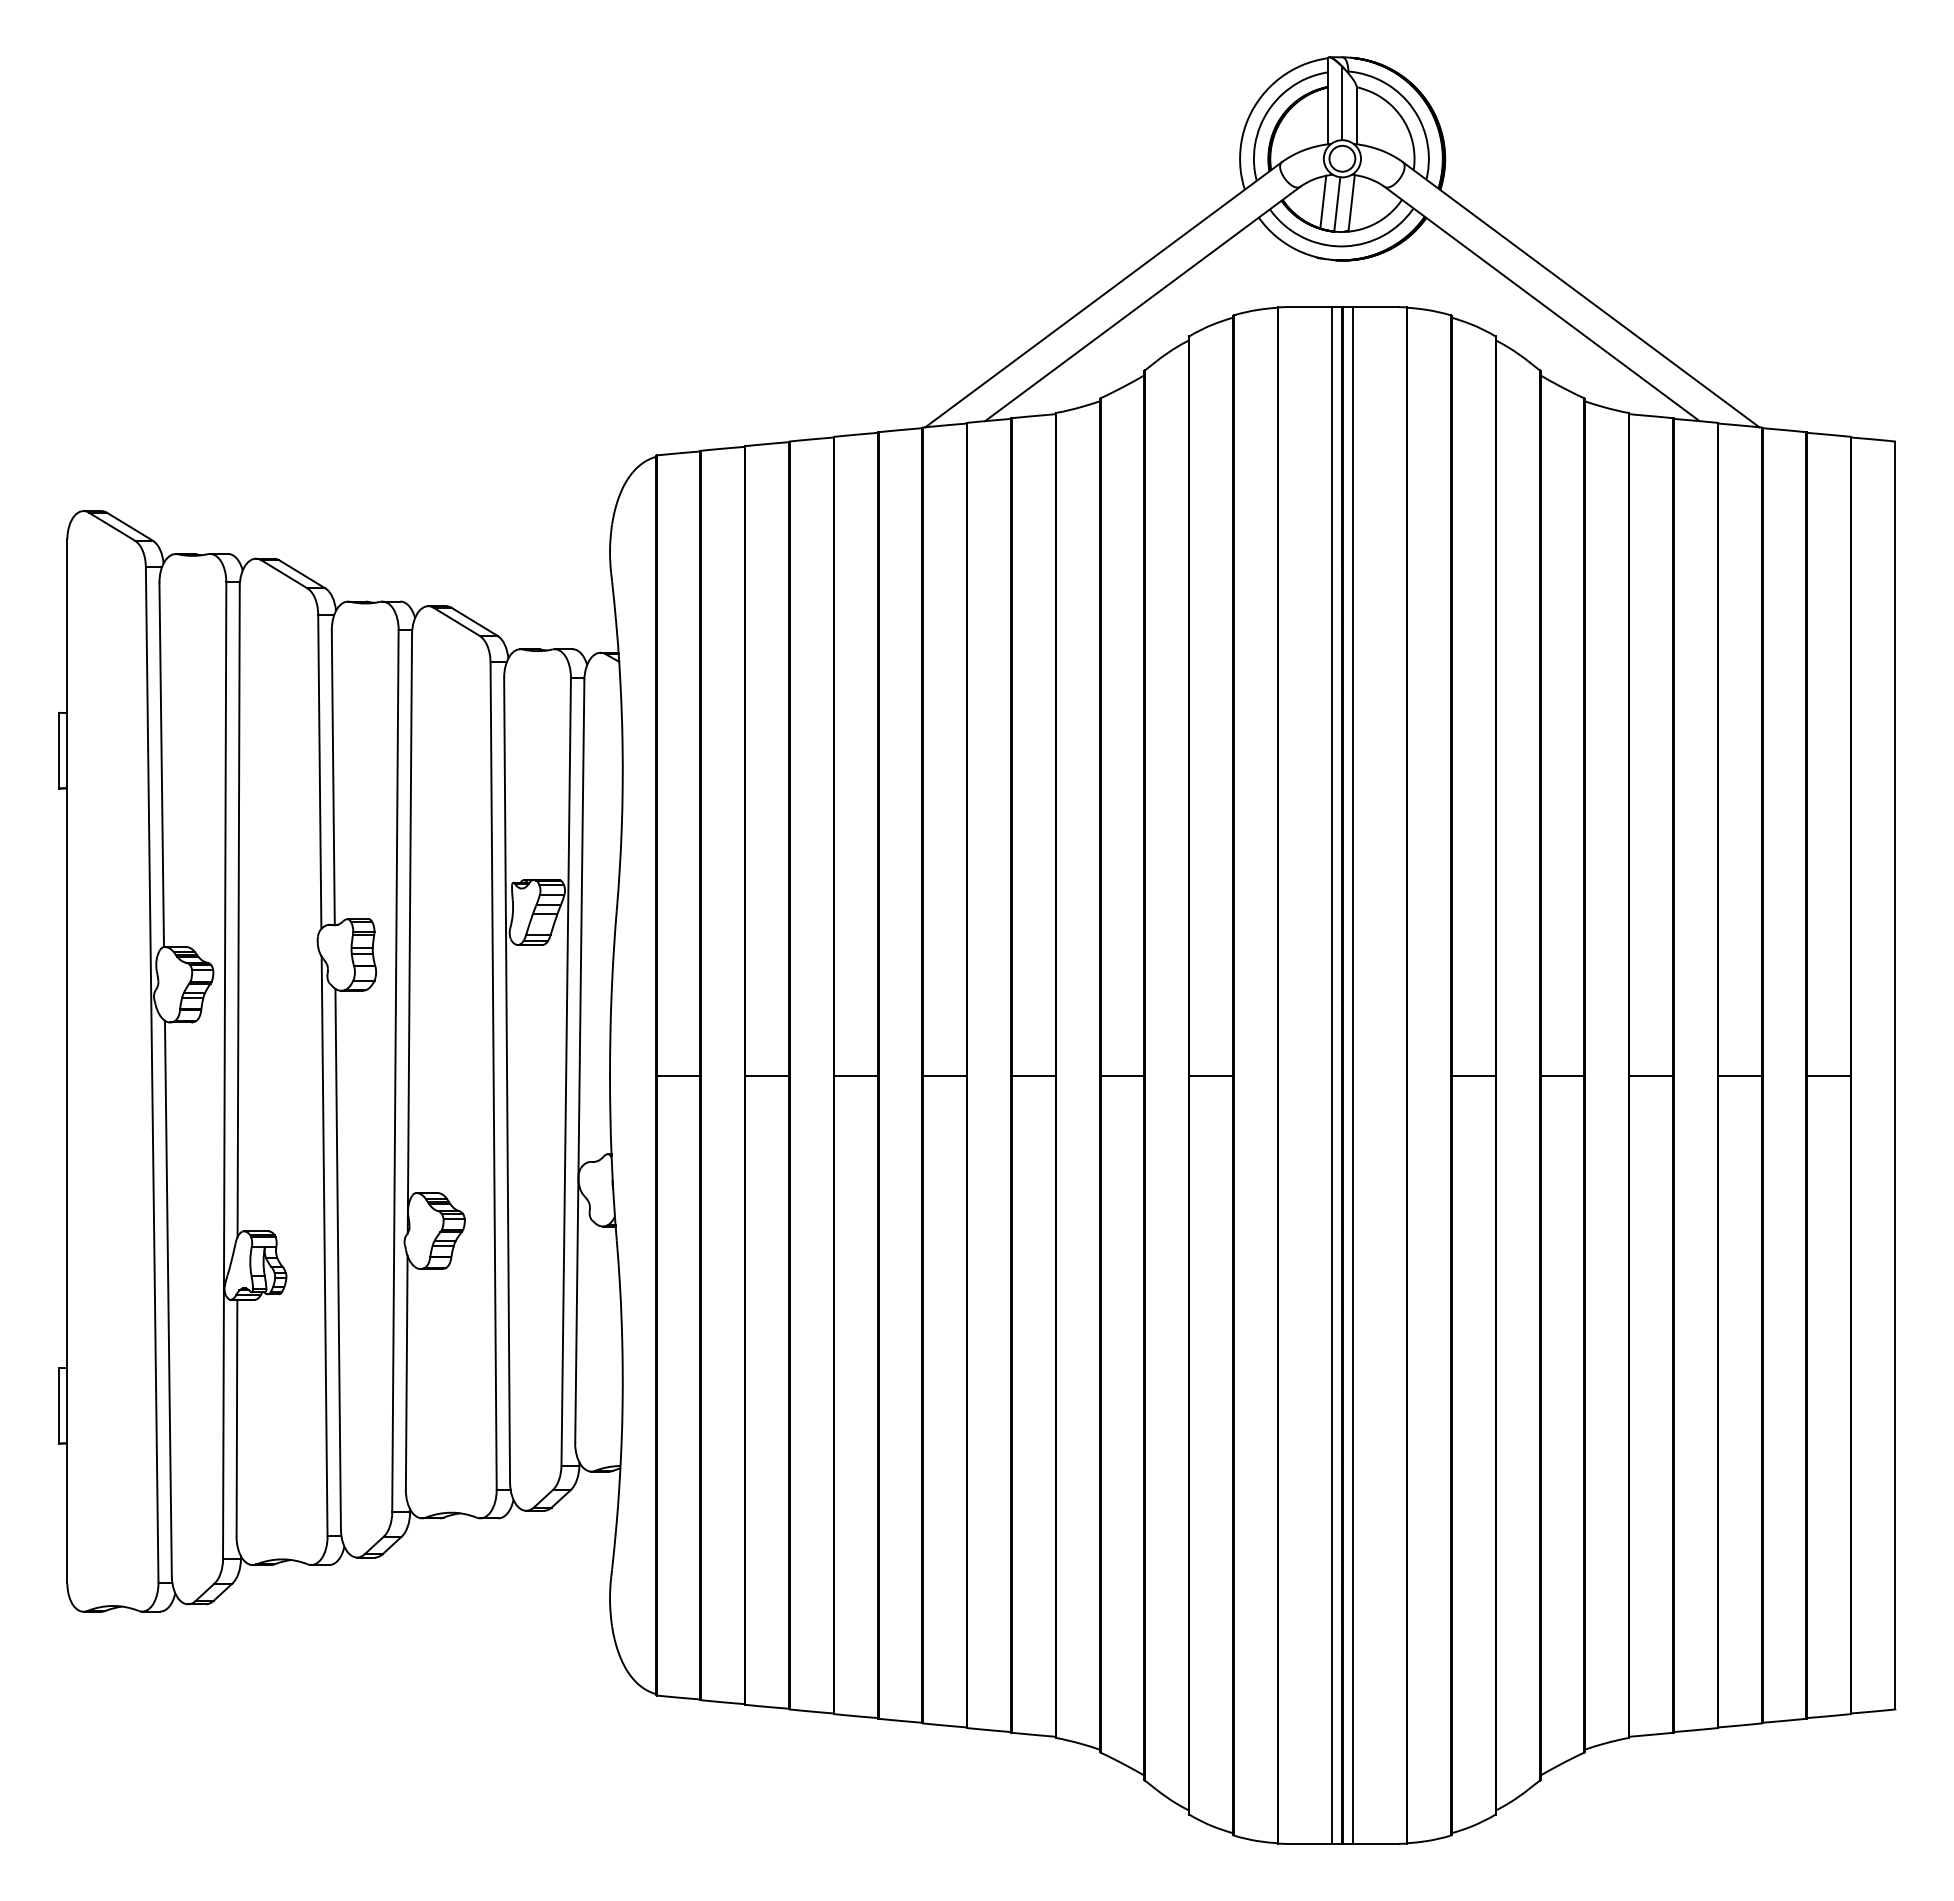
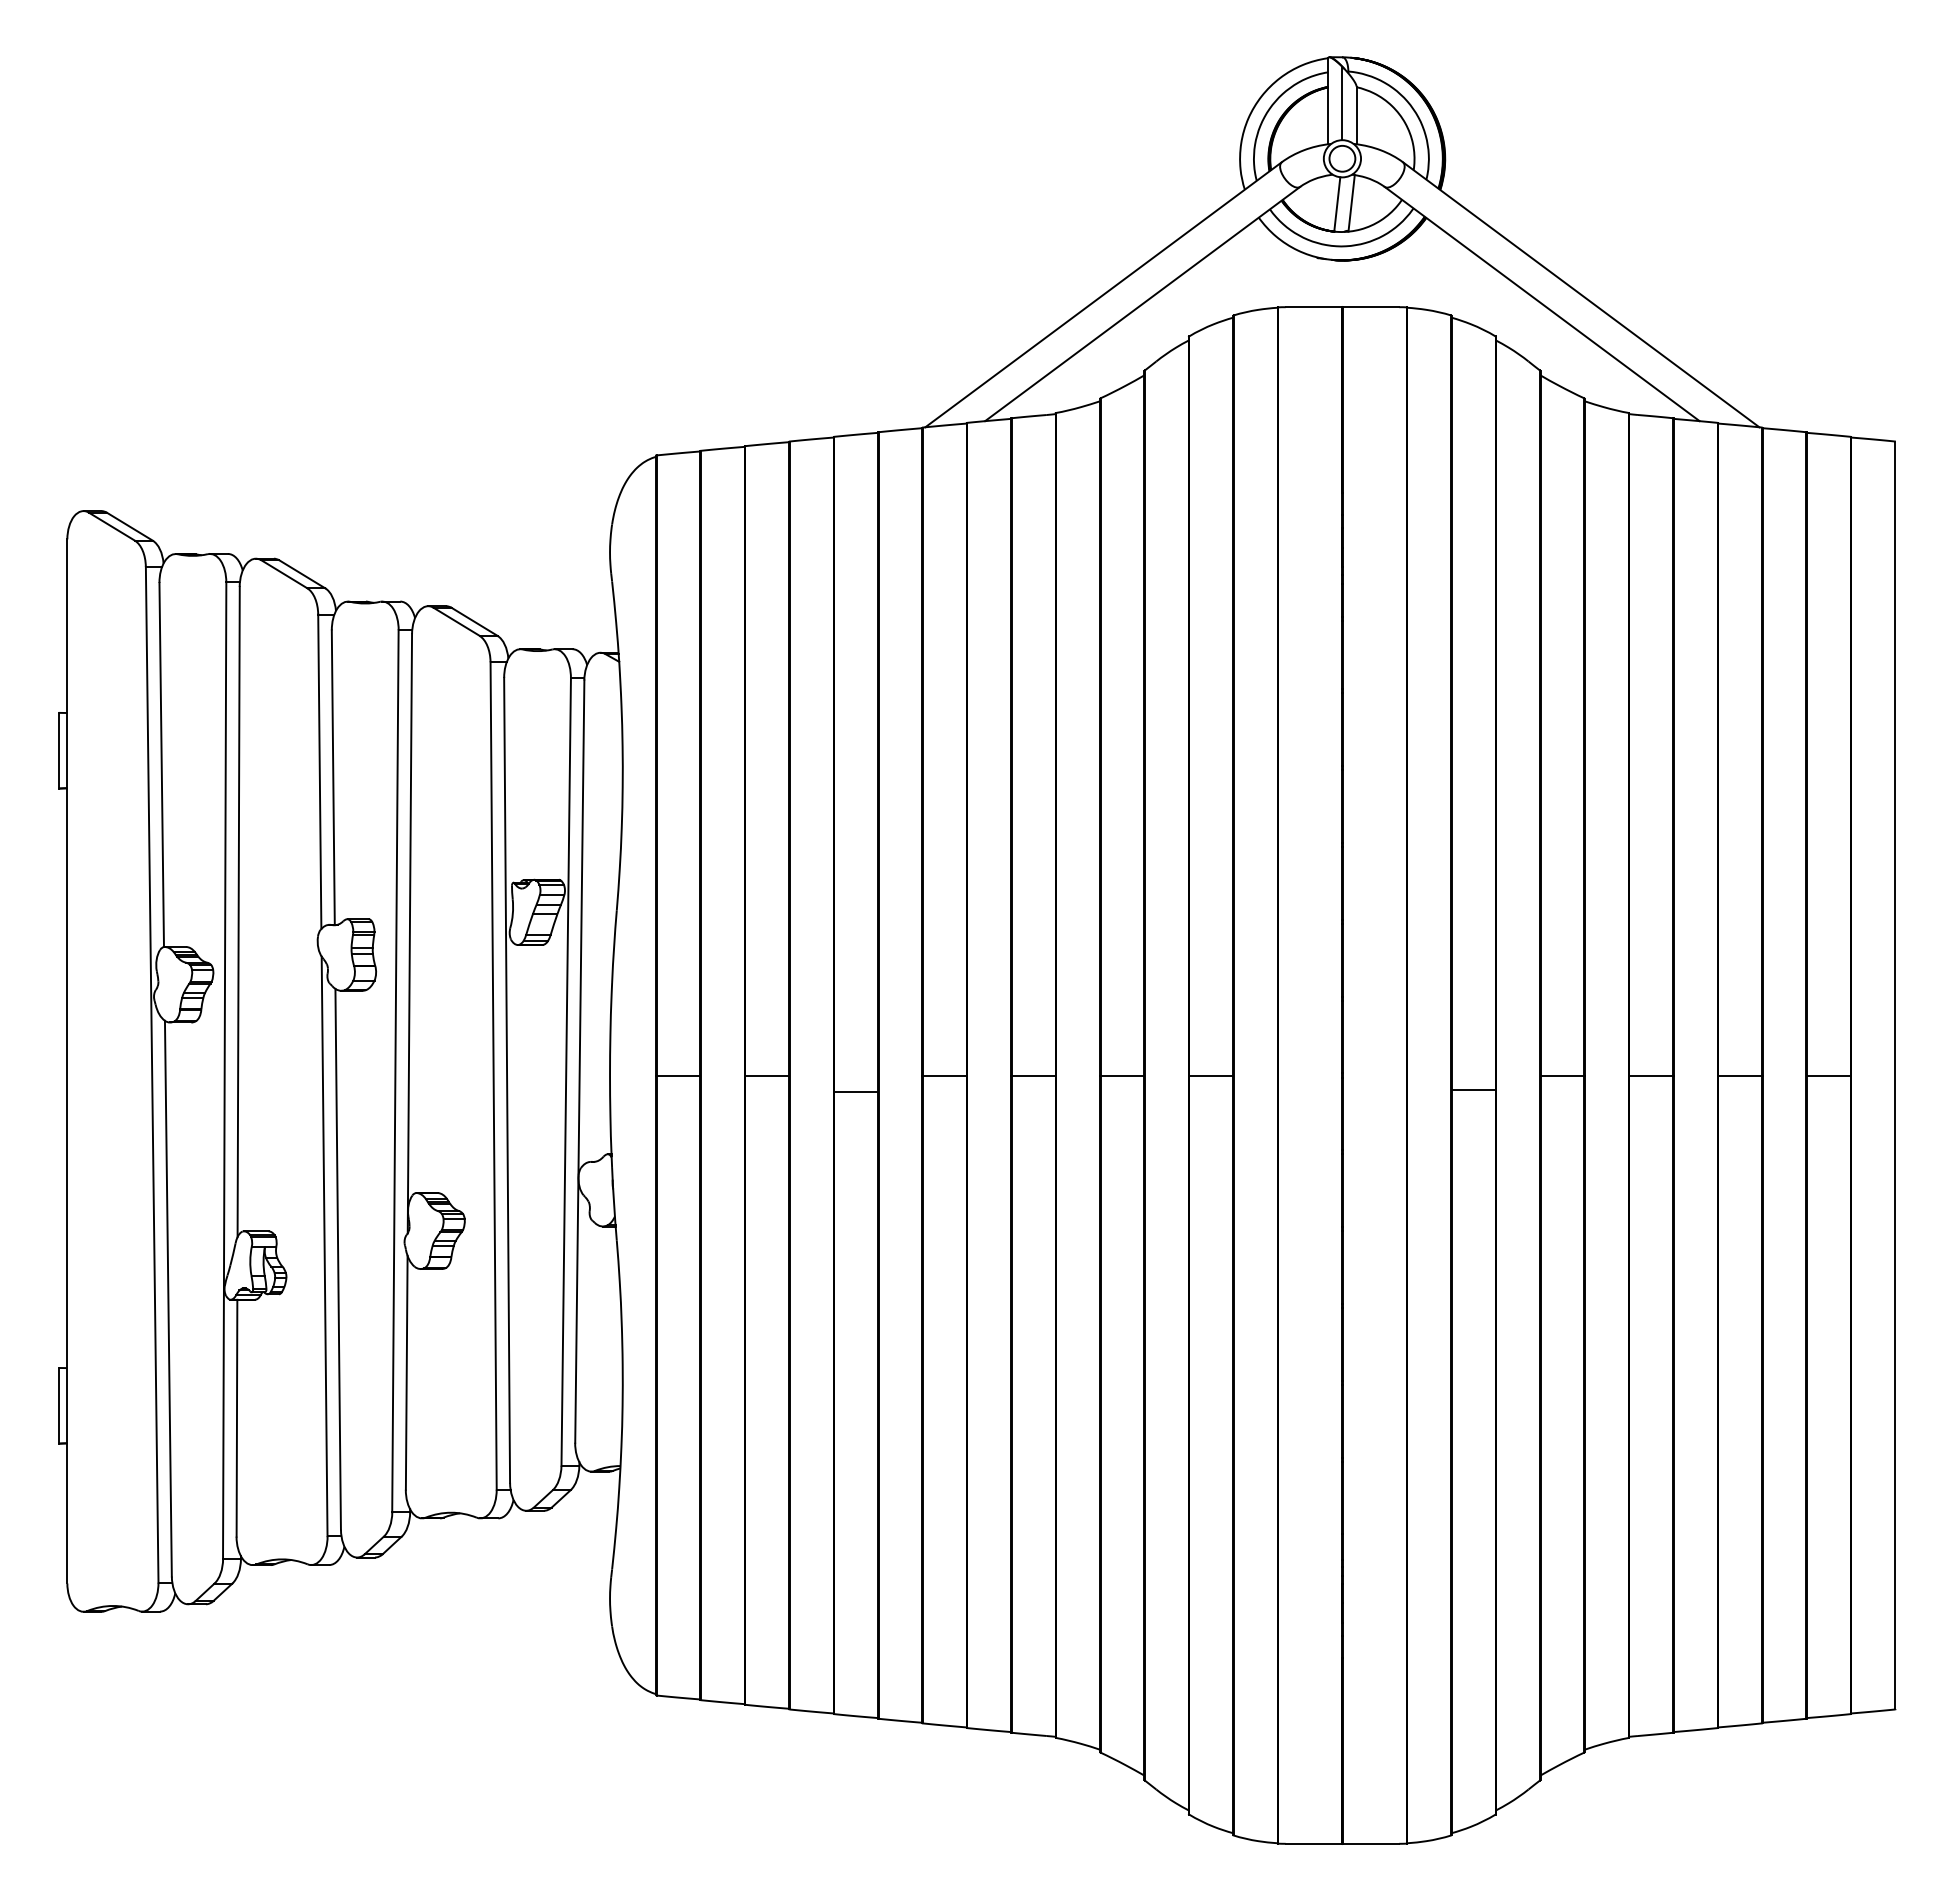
line: present -> none (1323, 201)
line position: (855, 1075) -> (855, 1091) (855, 1091)
line: present -> none (1331, 1075)
line: present -> none (1353, 1075)
line position: (1473, 1075) -> (1473, 1089) (1473, 1089)
